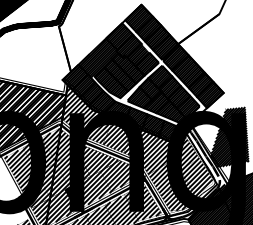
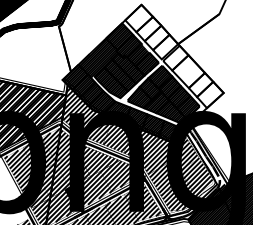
hatch: present -> none (173, 55)
hatch: present -> none (229, 137)
